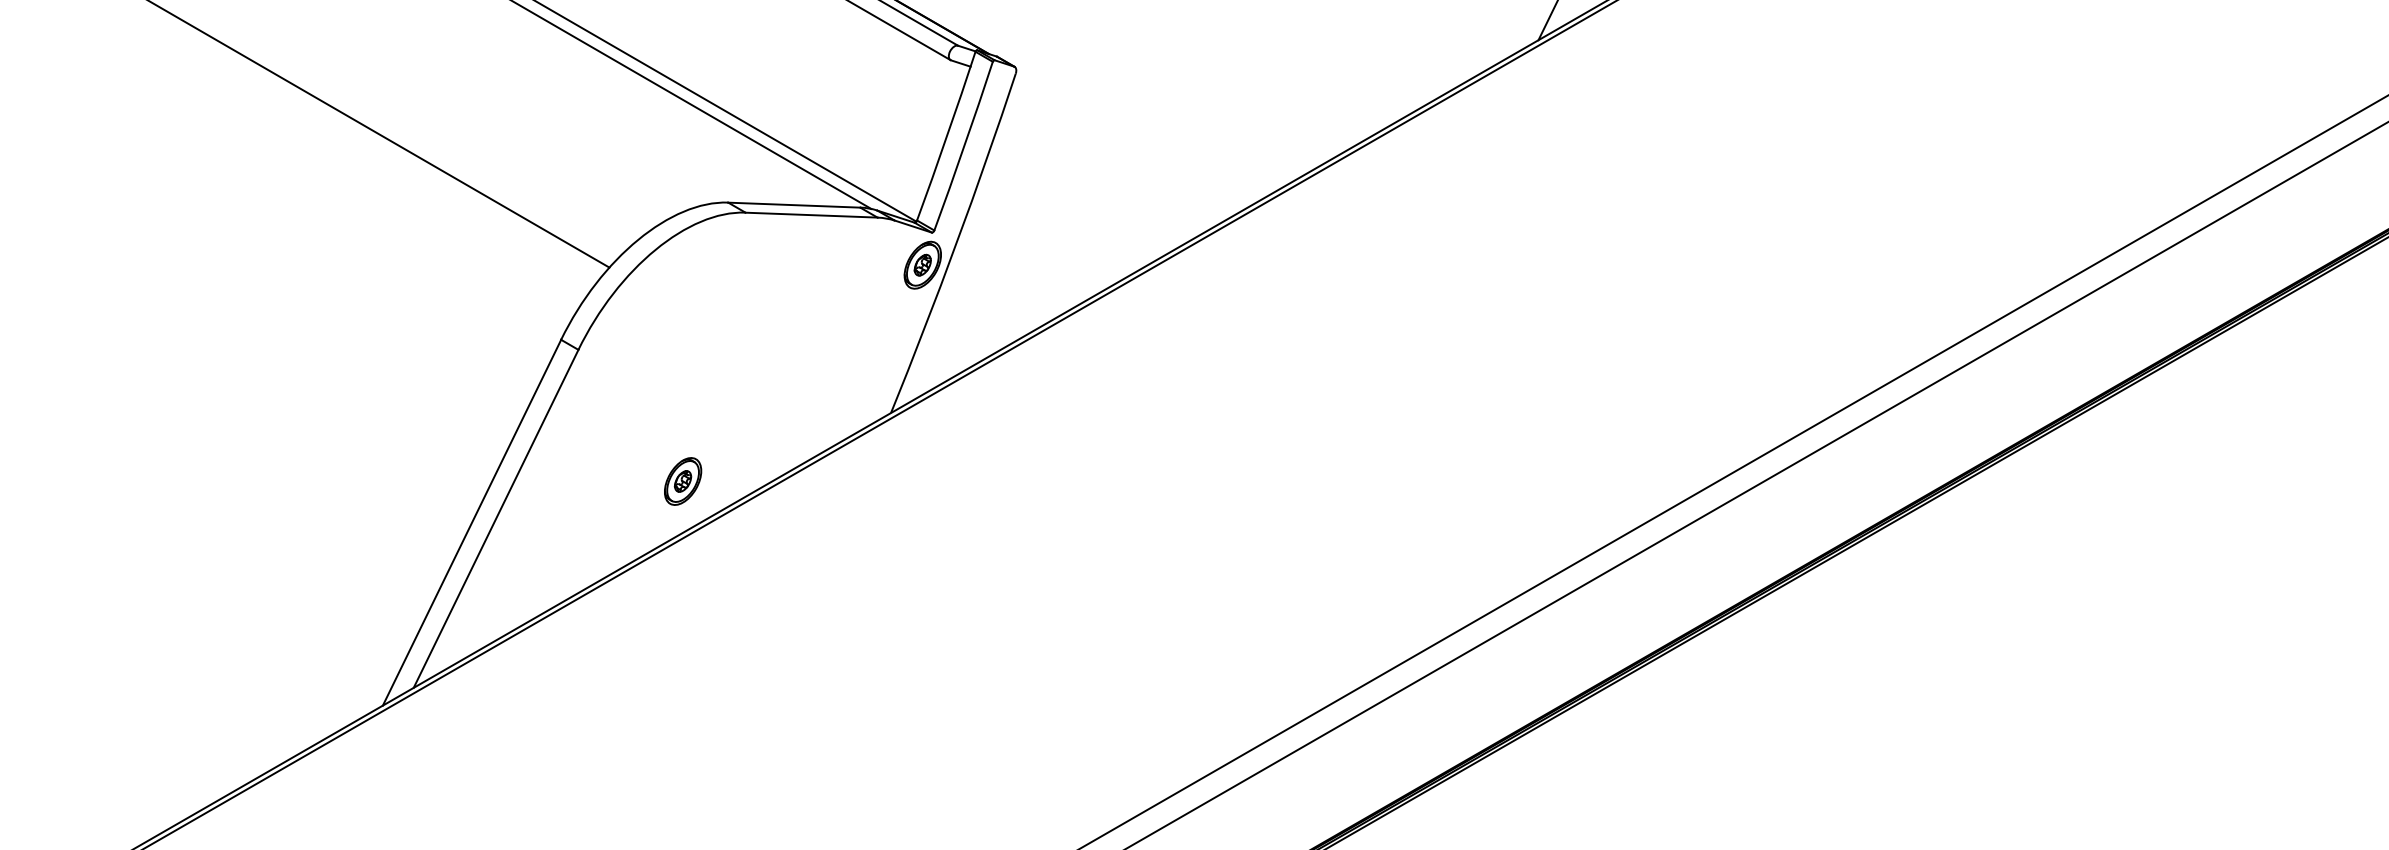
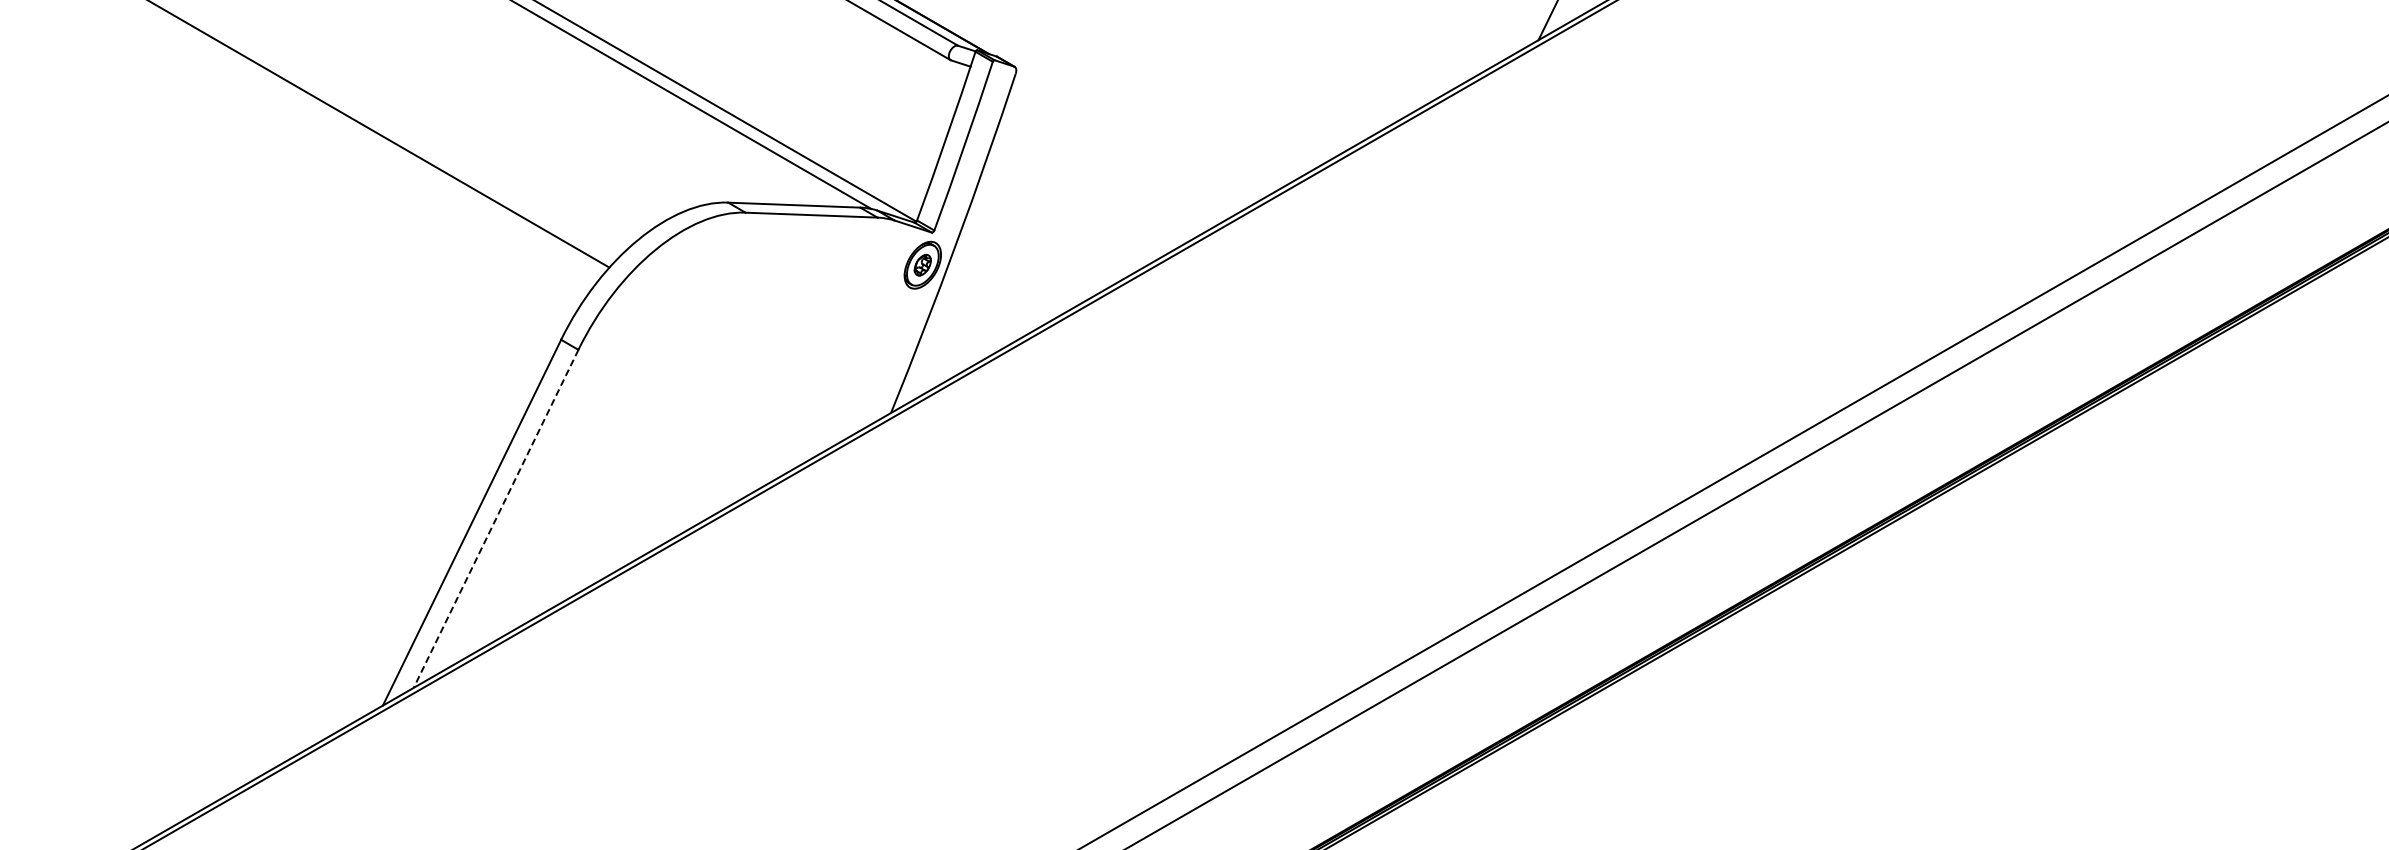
part: present -> none (683, 481)
line: solid -> dashed (495, 519)
